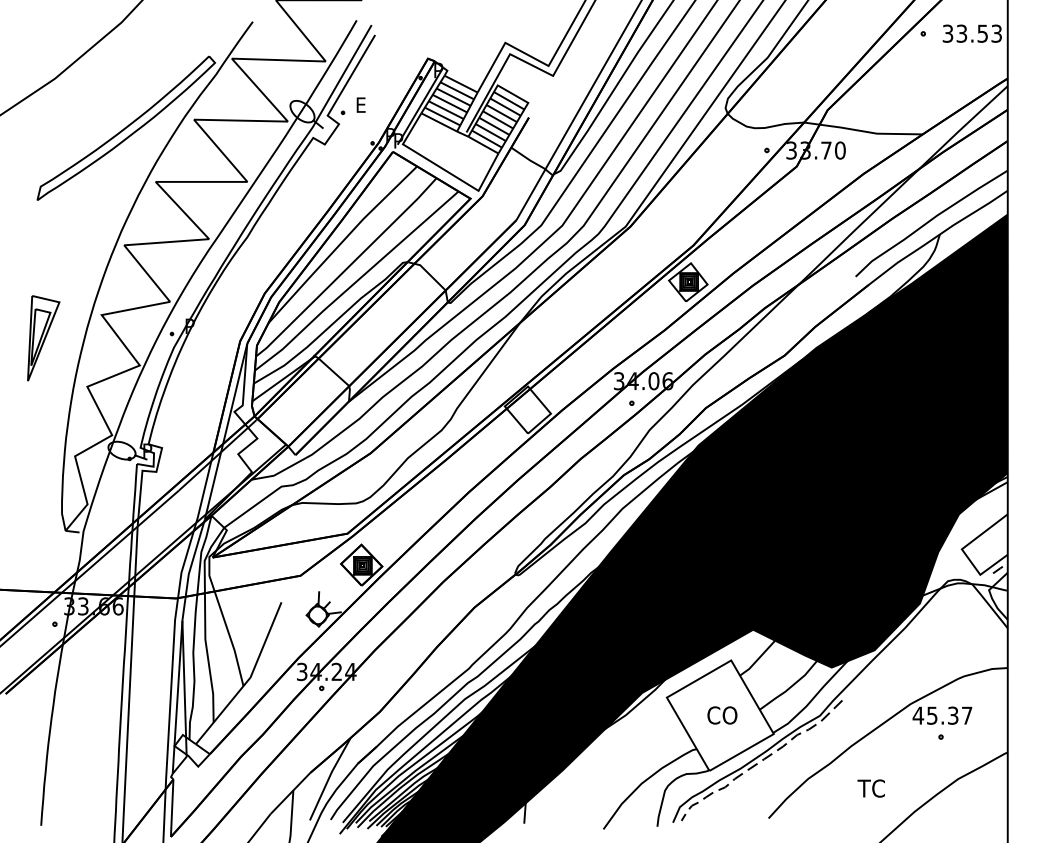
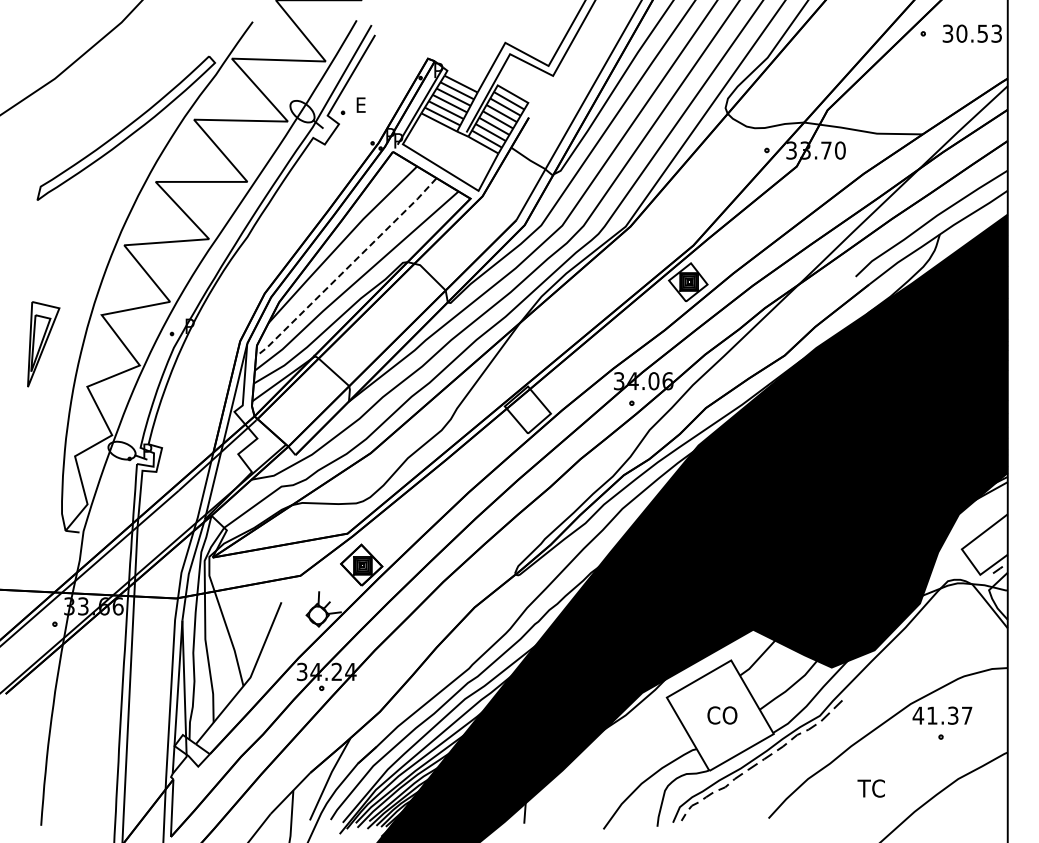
text: 33.53 -> 30.53 (961, 33)
line: solid -> dashed (346, 268)
part position: (43, 338) -> (43, 344) (43, 344)
text: 45.37 -> 41.37 (932, 715)
